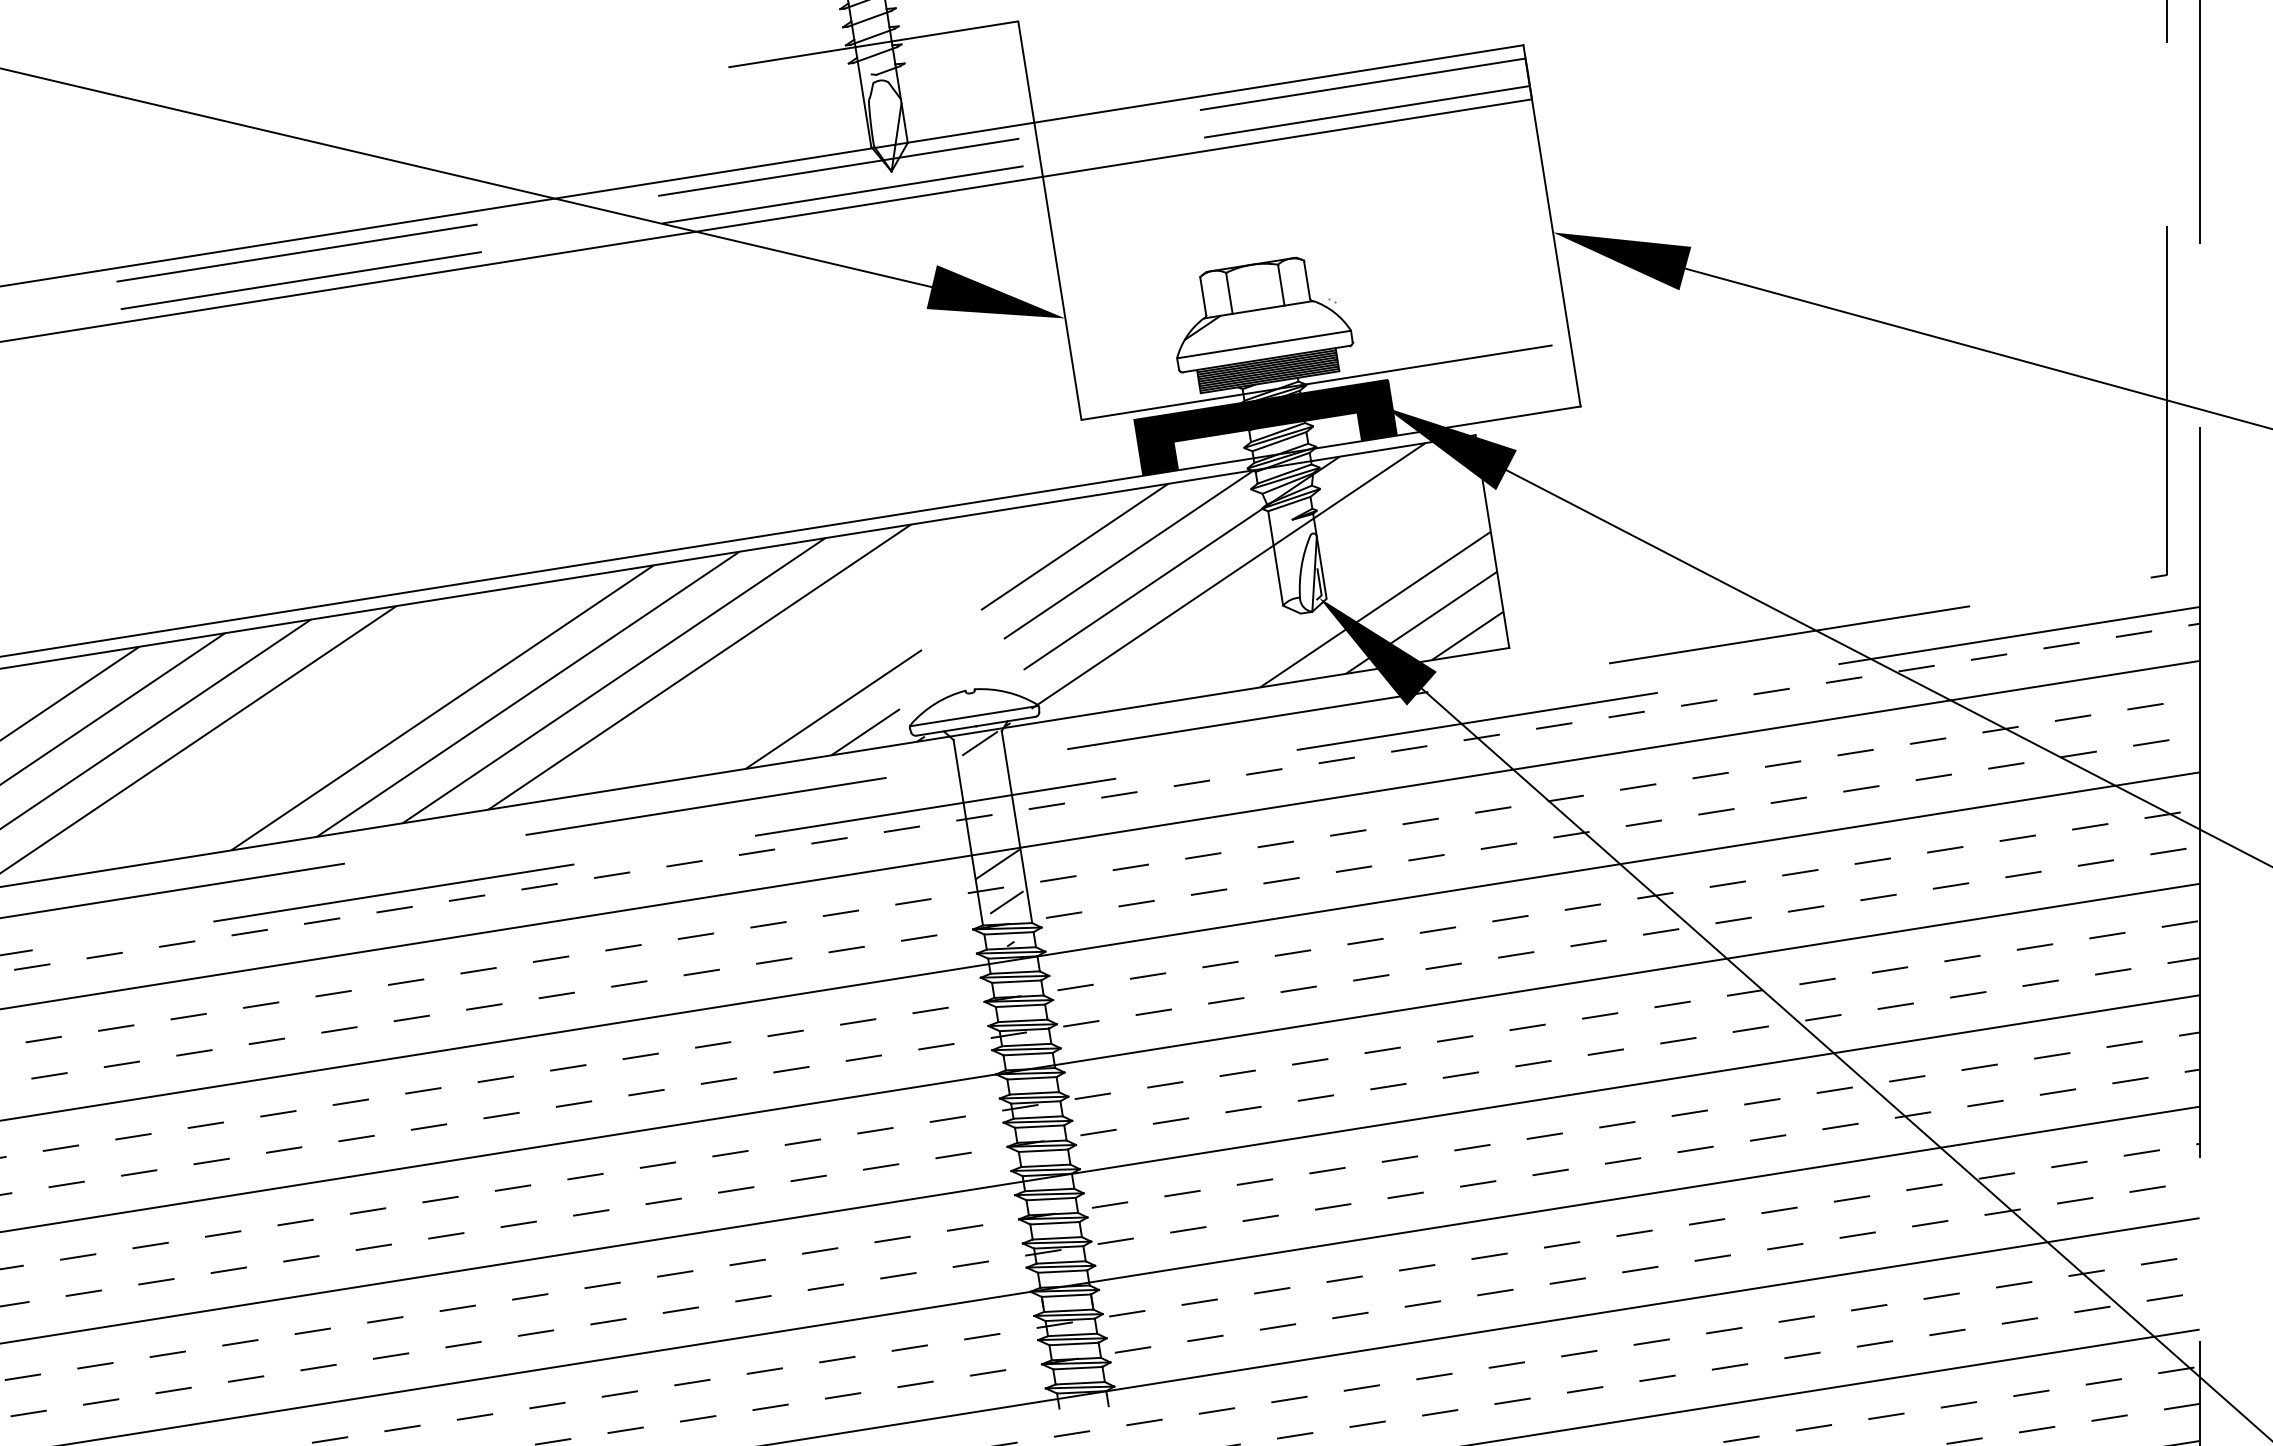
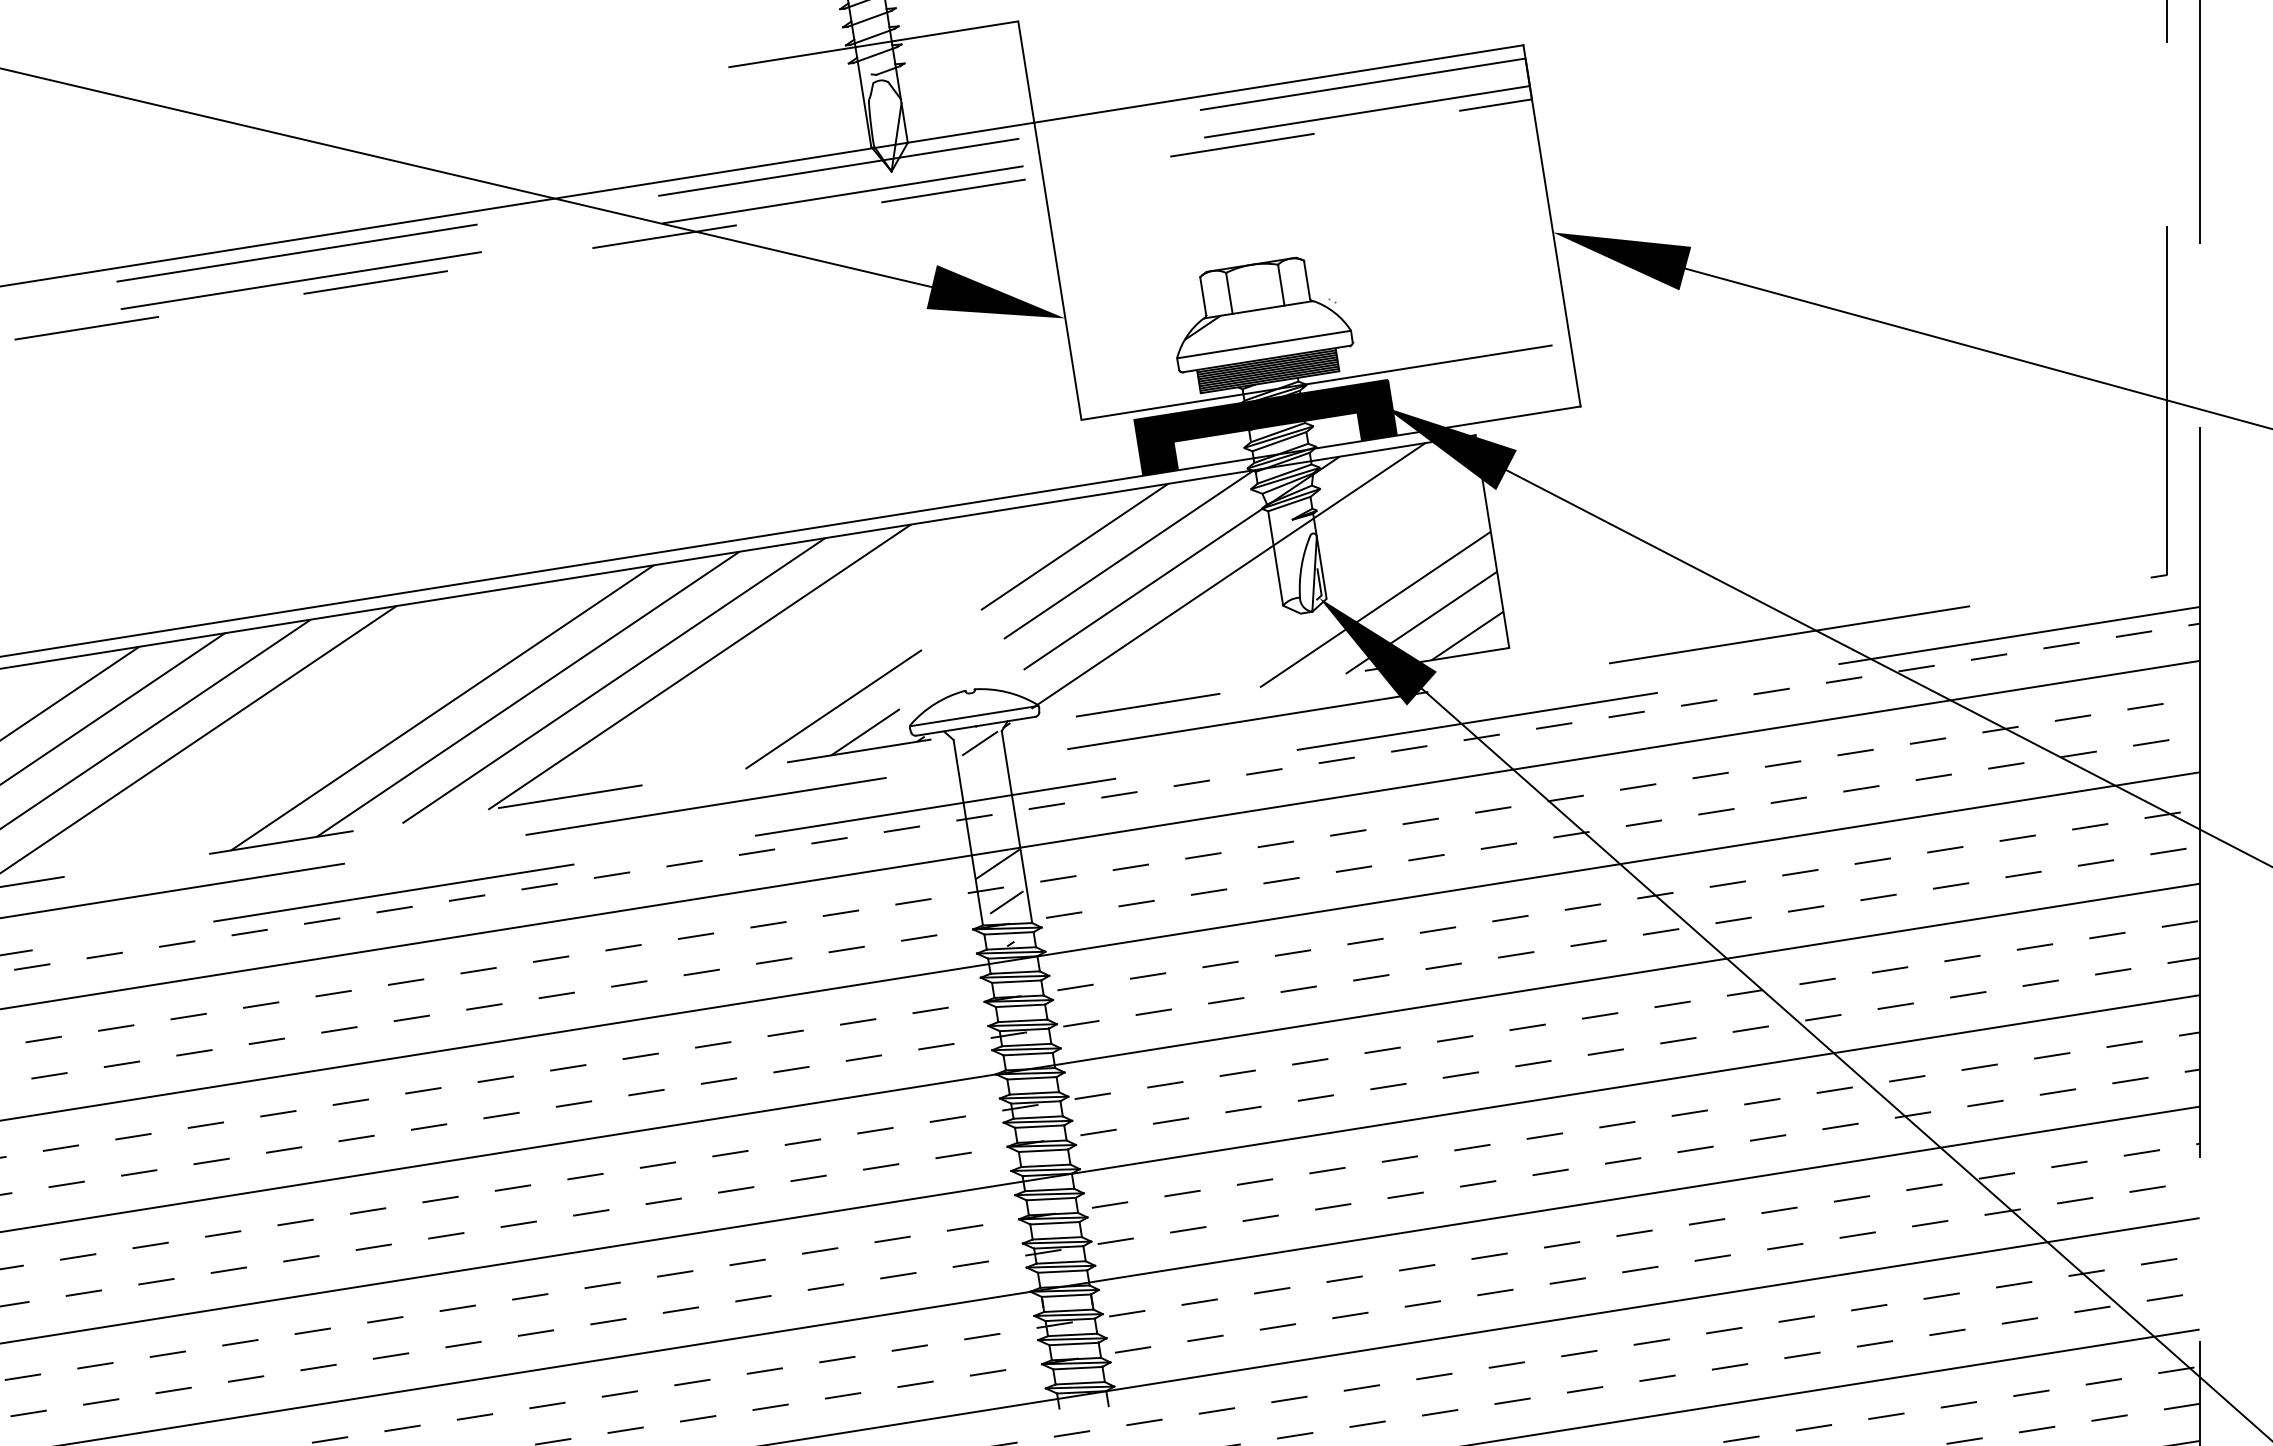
line: solid -> dashed (766, 220)
line: solid -> dashed (754, 767)
